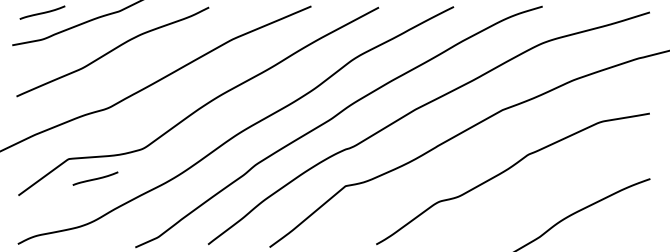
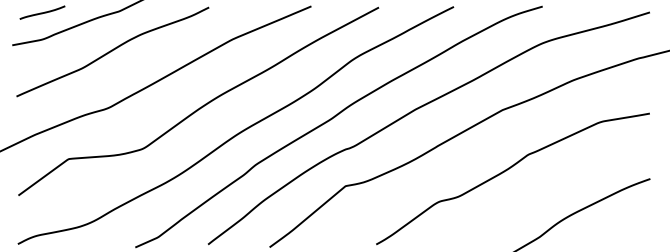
curve: present -> none (95, 178)
